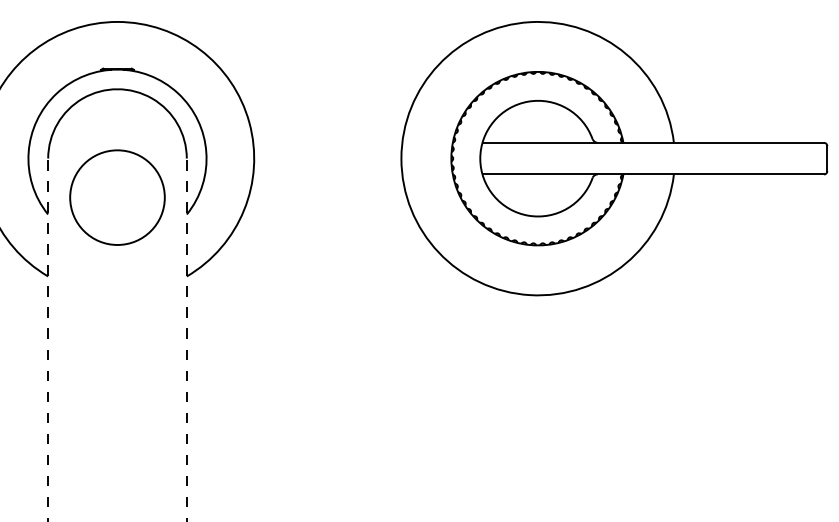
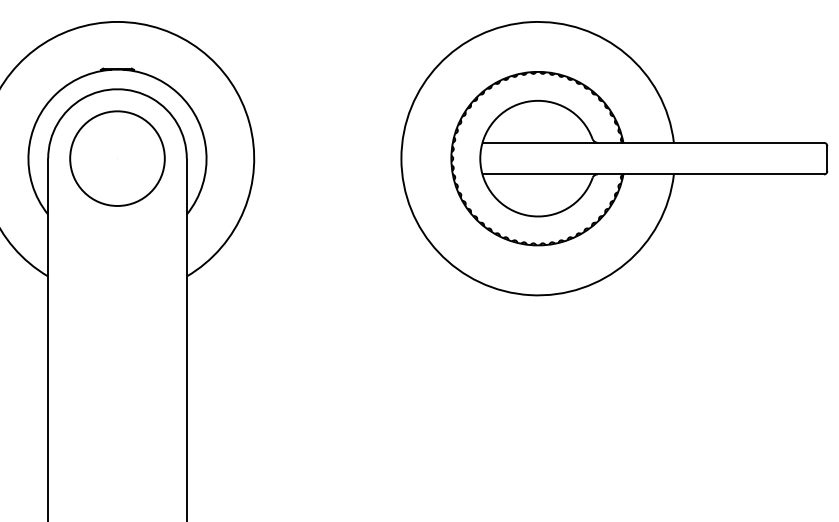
circle position: (117, 197) -> (117, 158) (117, 158)
line: dashed -> solid (48, 339)
line: dashed -> solid (186, 339)
